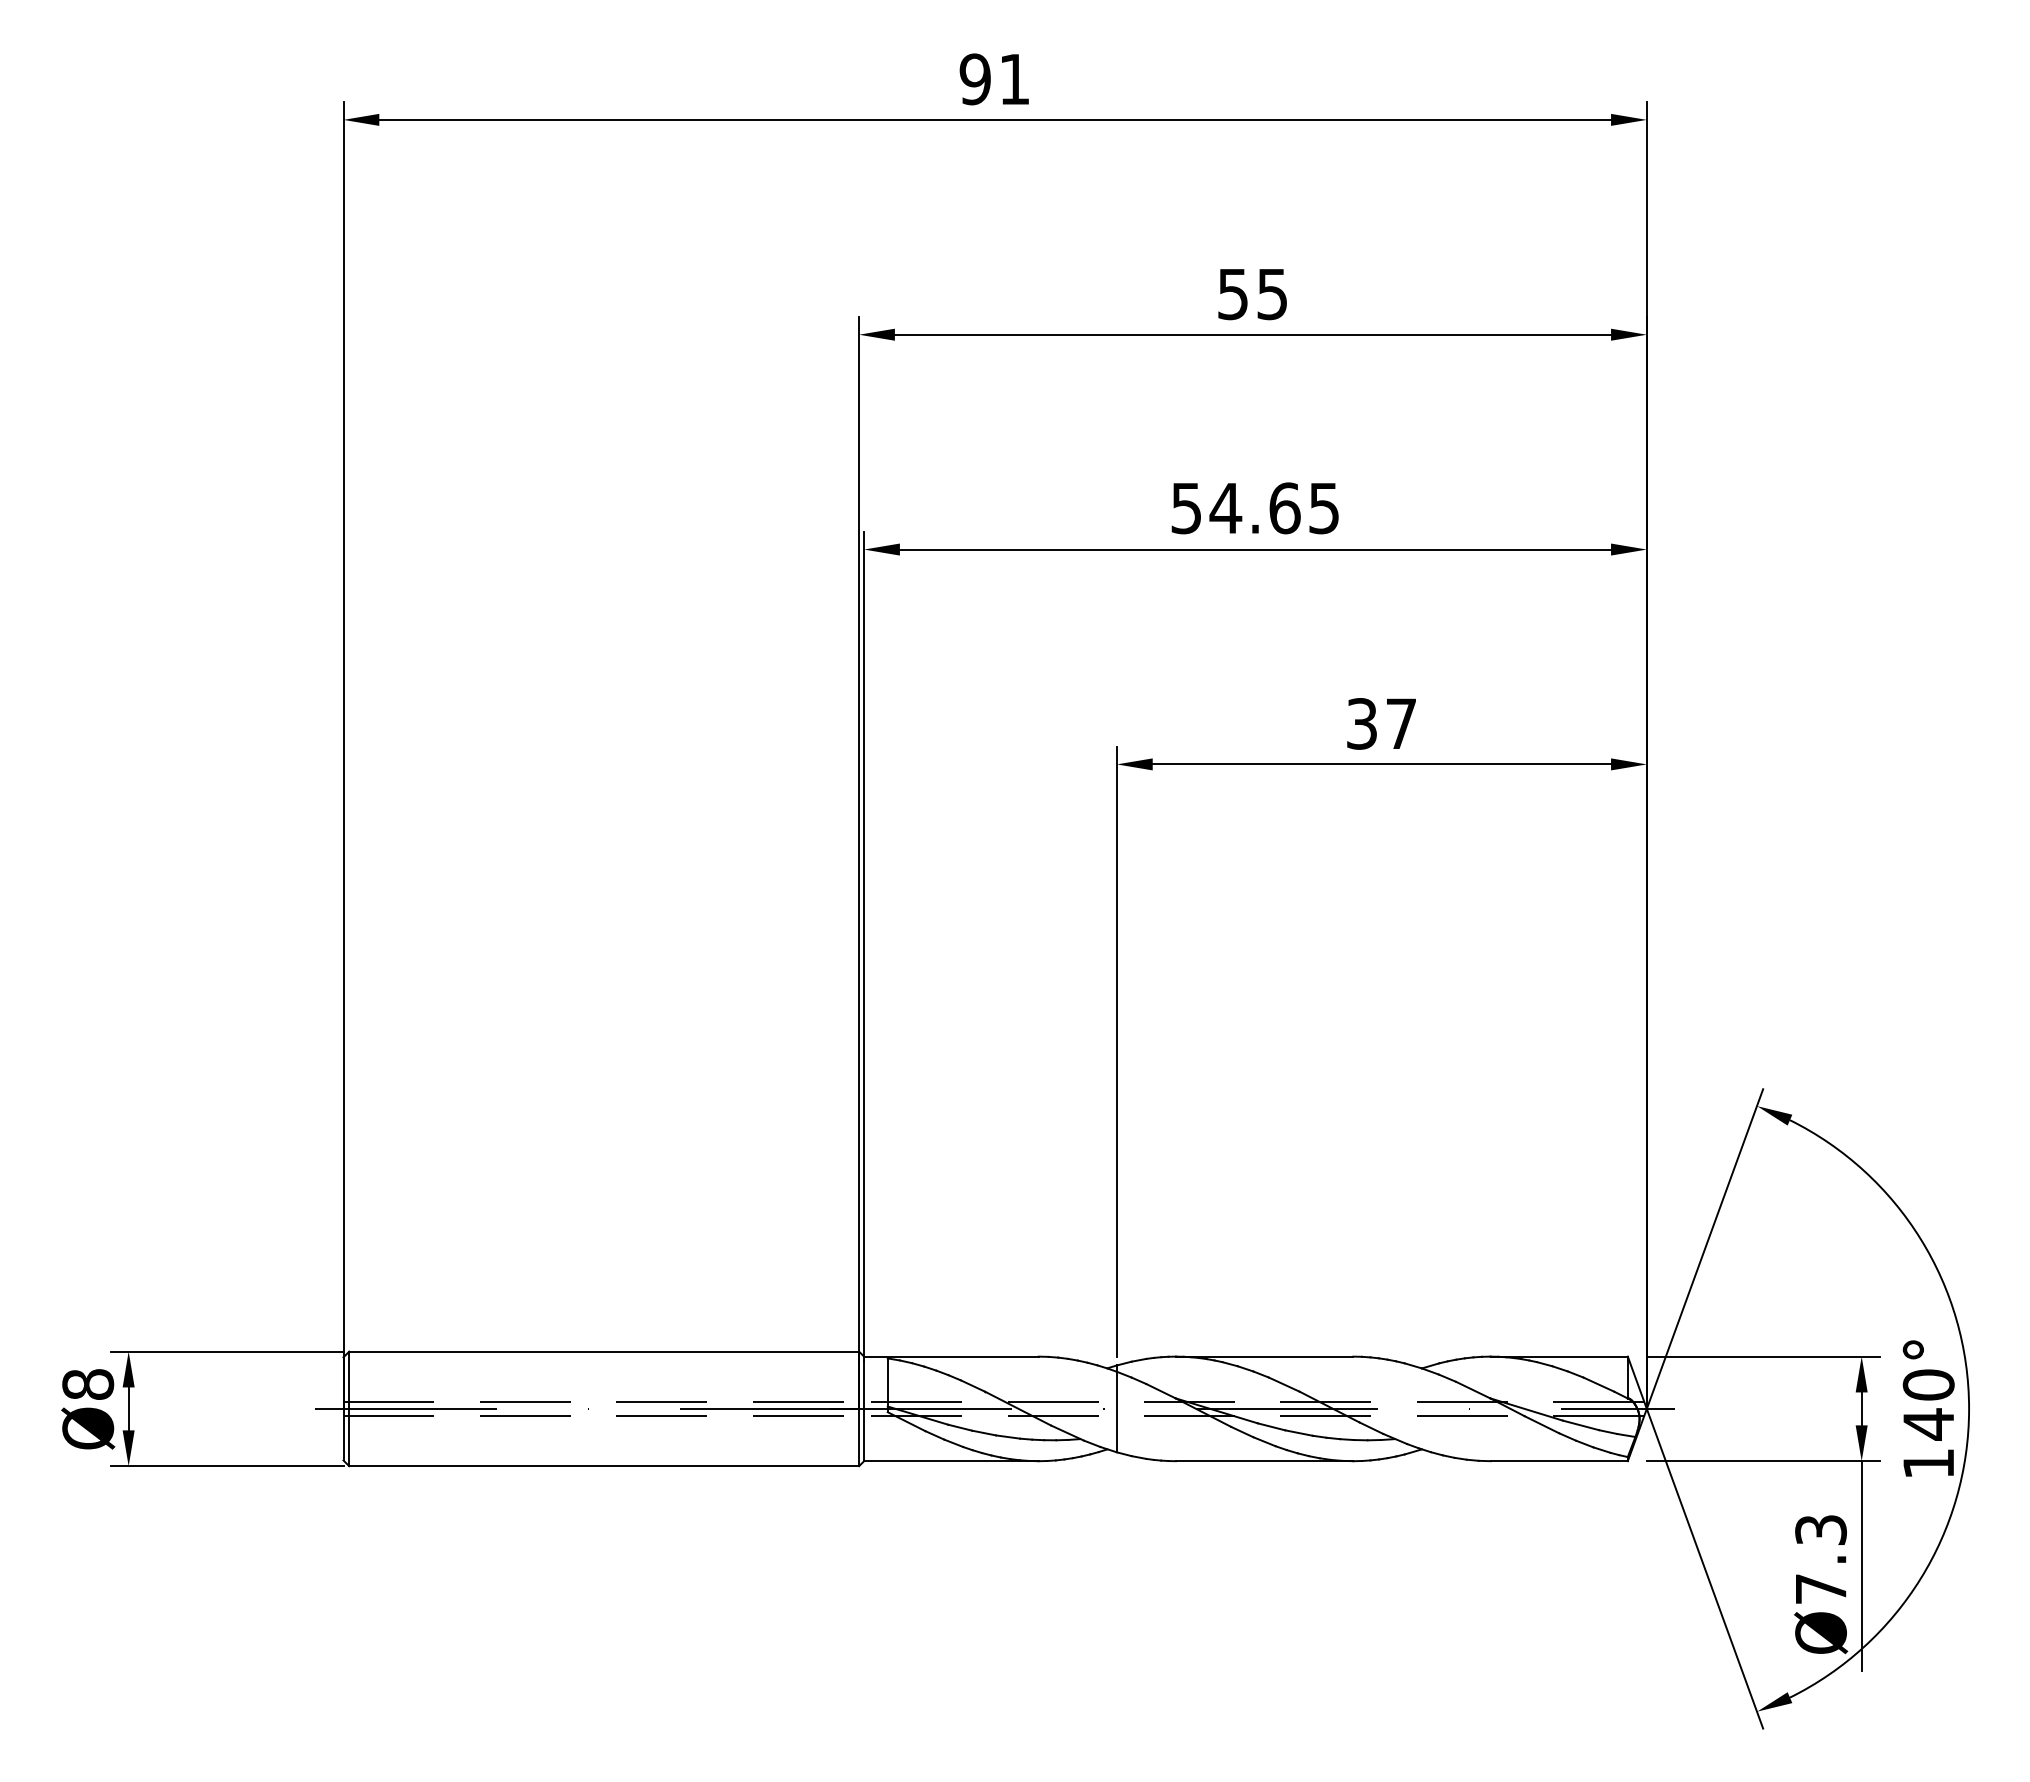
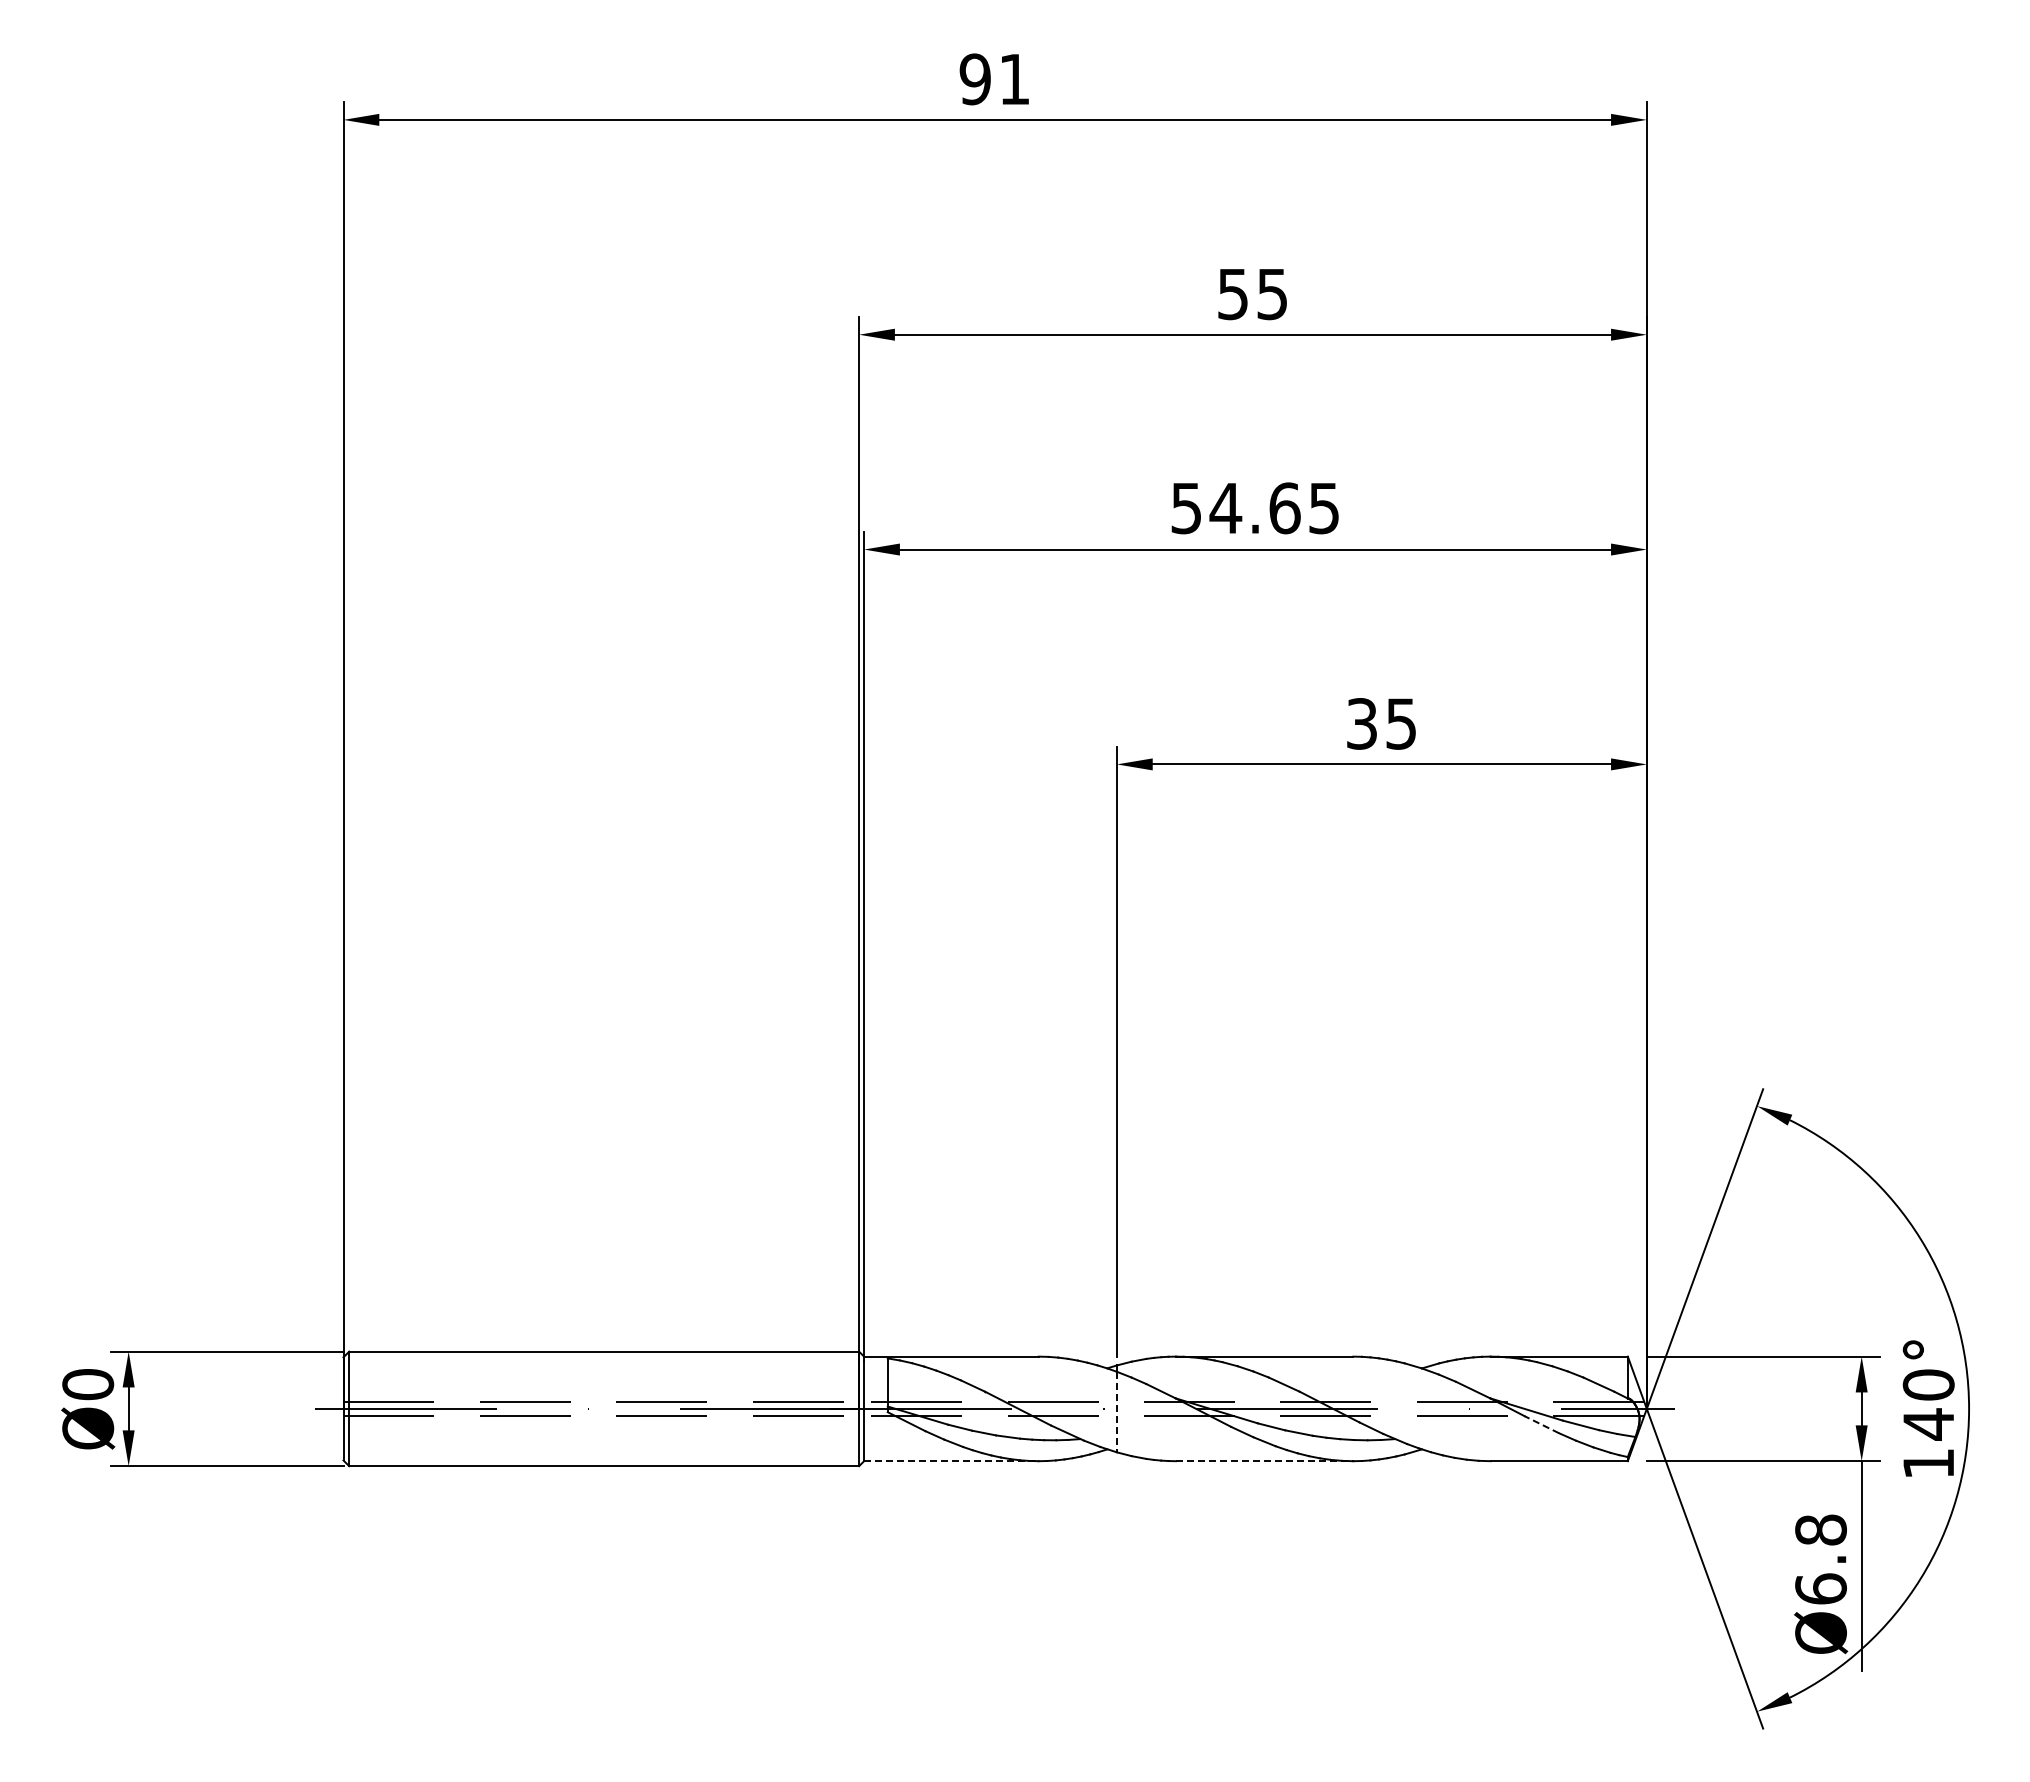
text: 37 -> 35 (1400, 723)
text: Ø8 -> Ø0 (87, 1384)
line: solid -> dashed (1116, 1412)
line: solid -> dashed (1541, 1424)
line: solid -> dashed (951, 1461)
line: solid -> dashed (1264, 1461)
text: Ø7.3 -> Ø6.8 (1820, 1559)
